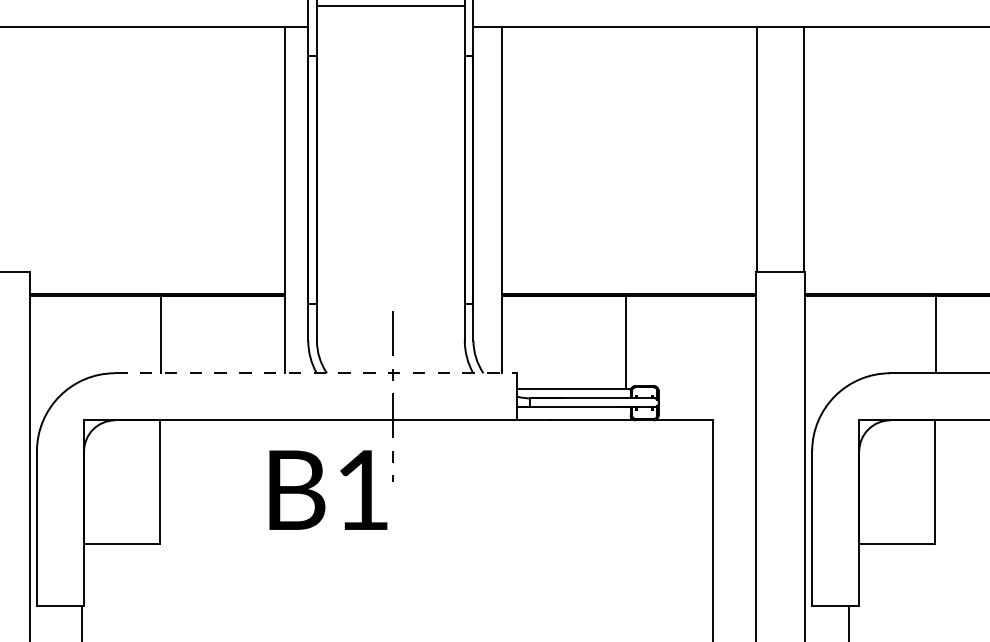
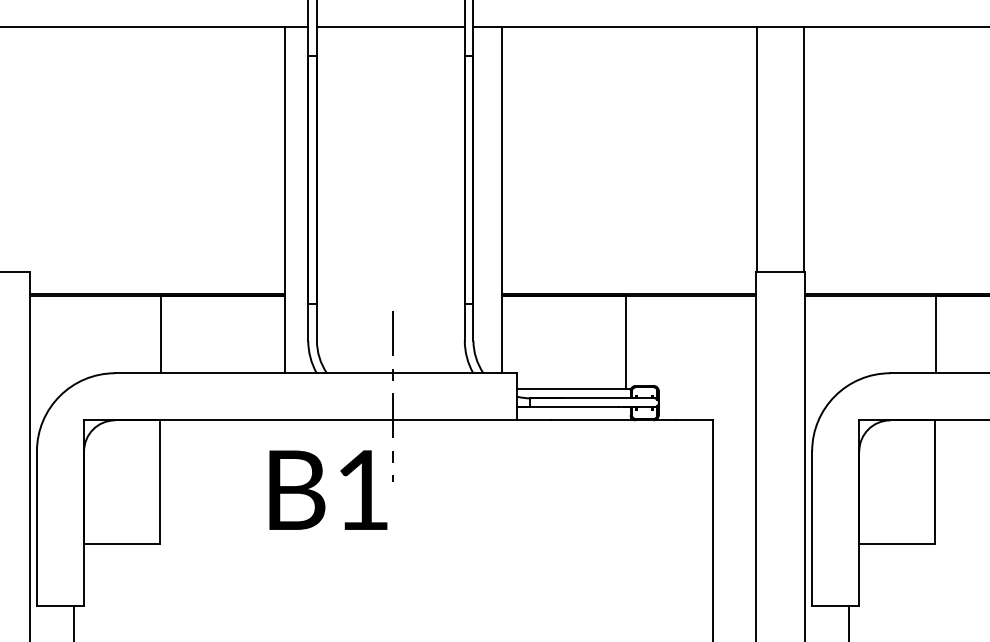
line position: (390, 6) -> (390, 27) (390, 27)
line: dashed -> solid (316, 373)
line position: (81, 622) -> (73, 622) (73, 622)
